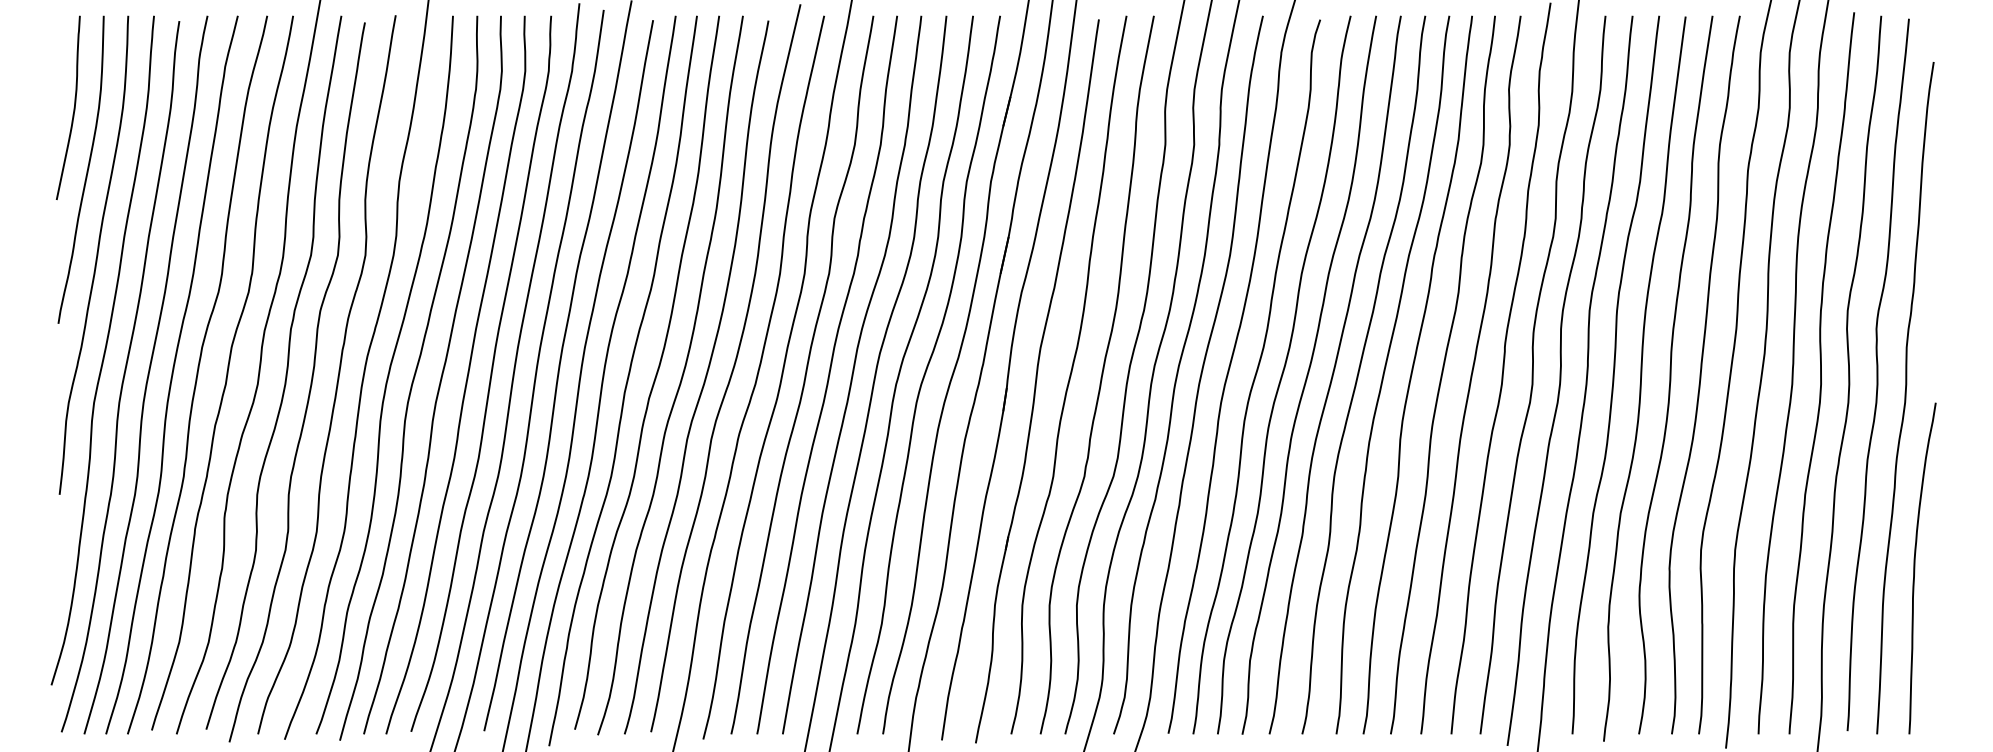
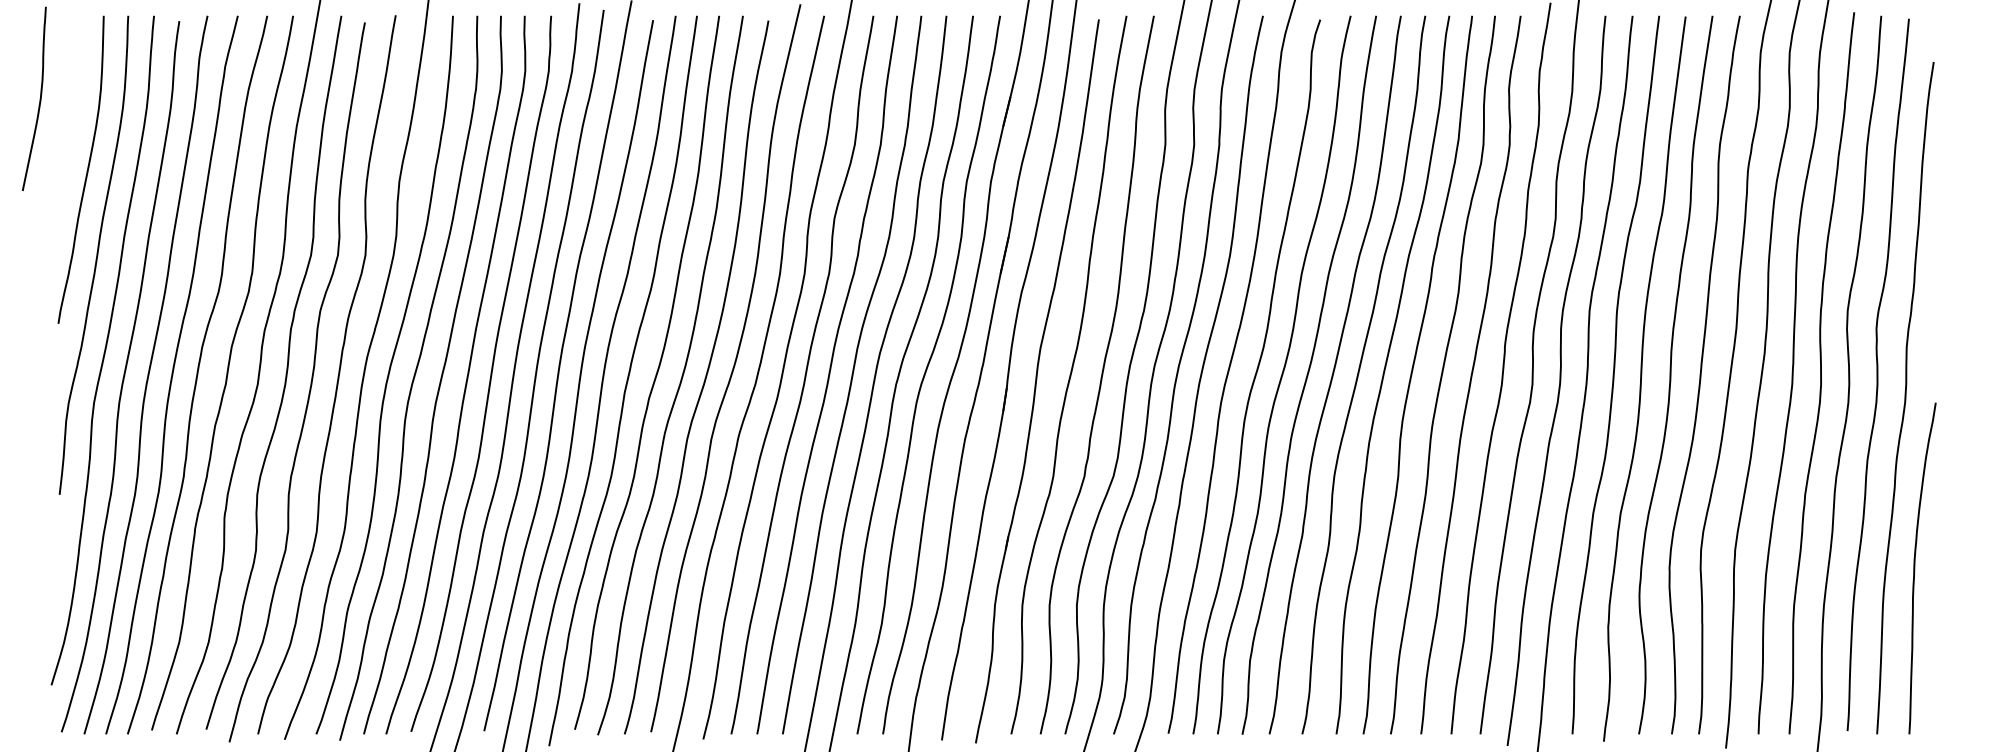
curve position: (73, 107) -> (39, 98) (39, 98)
